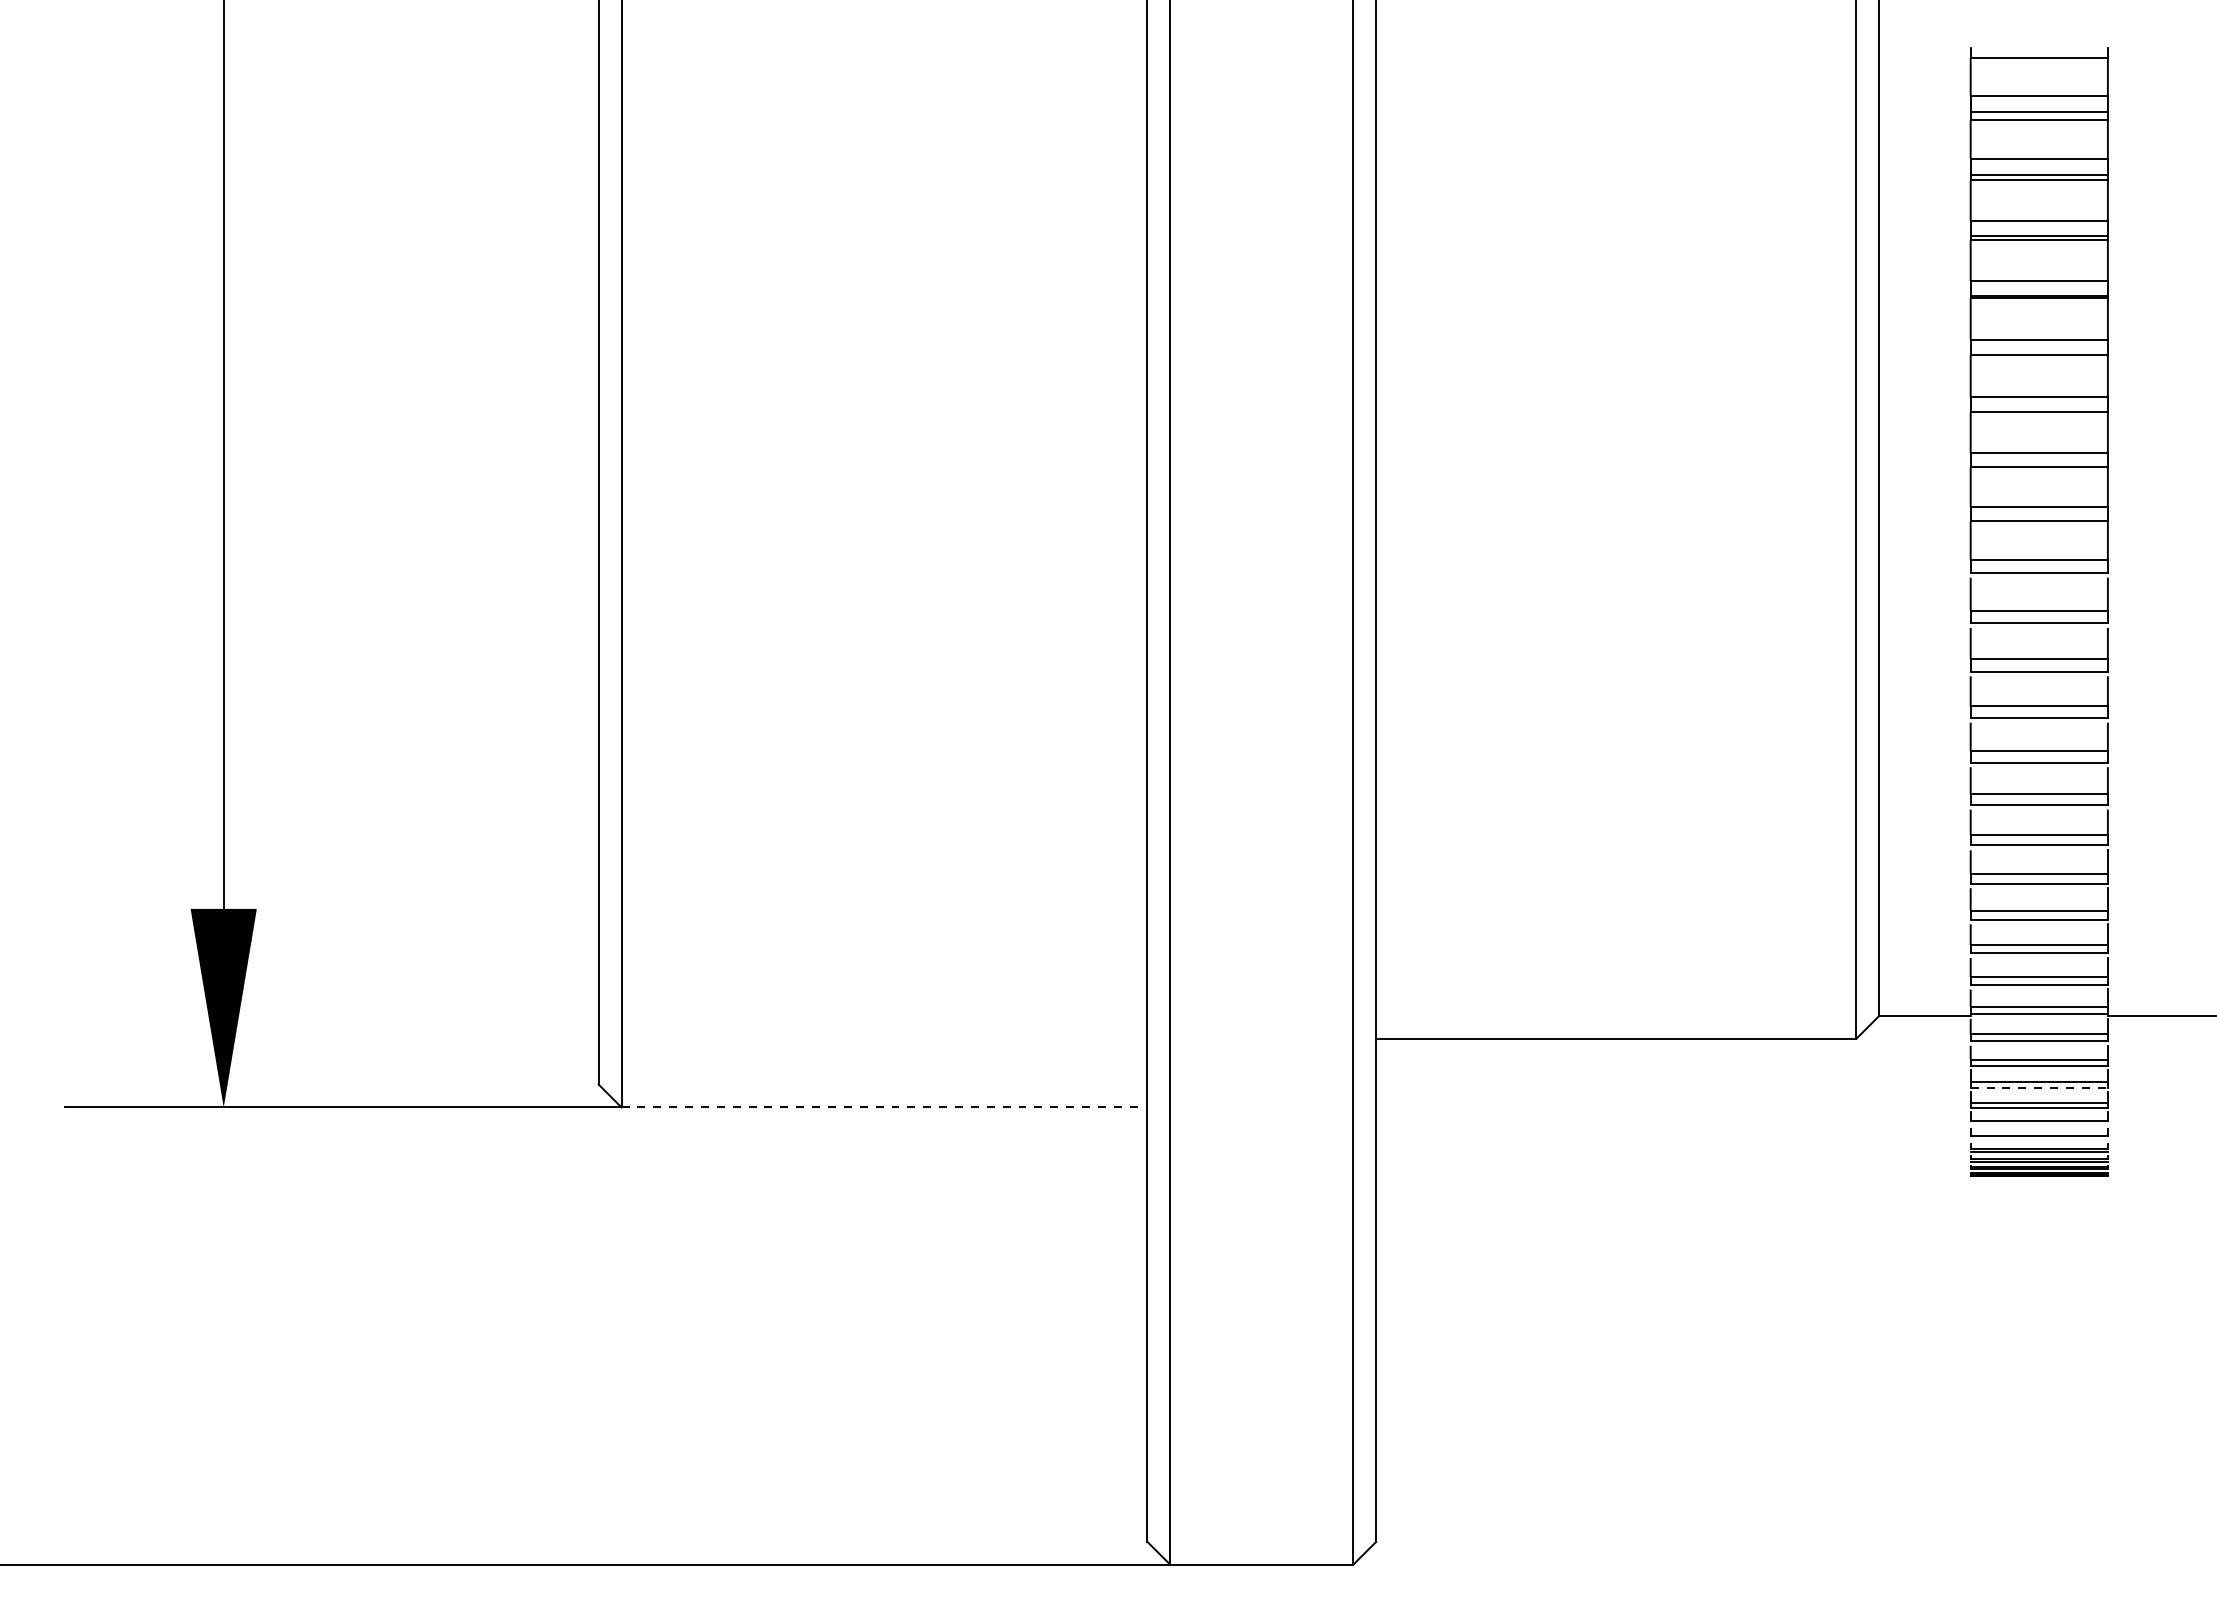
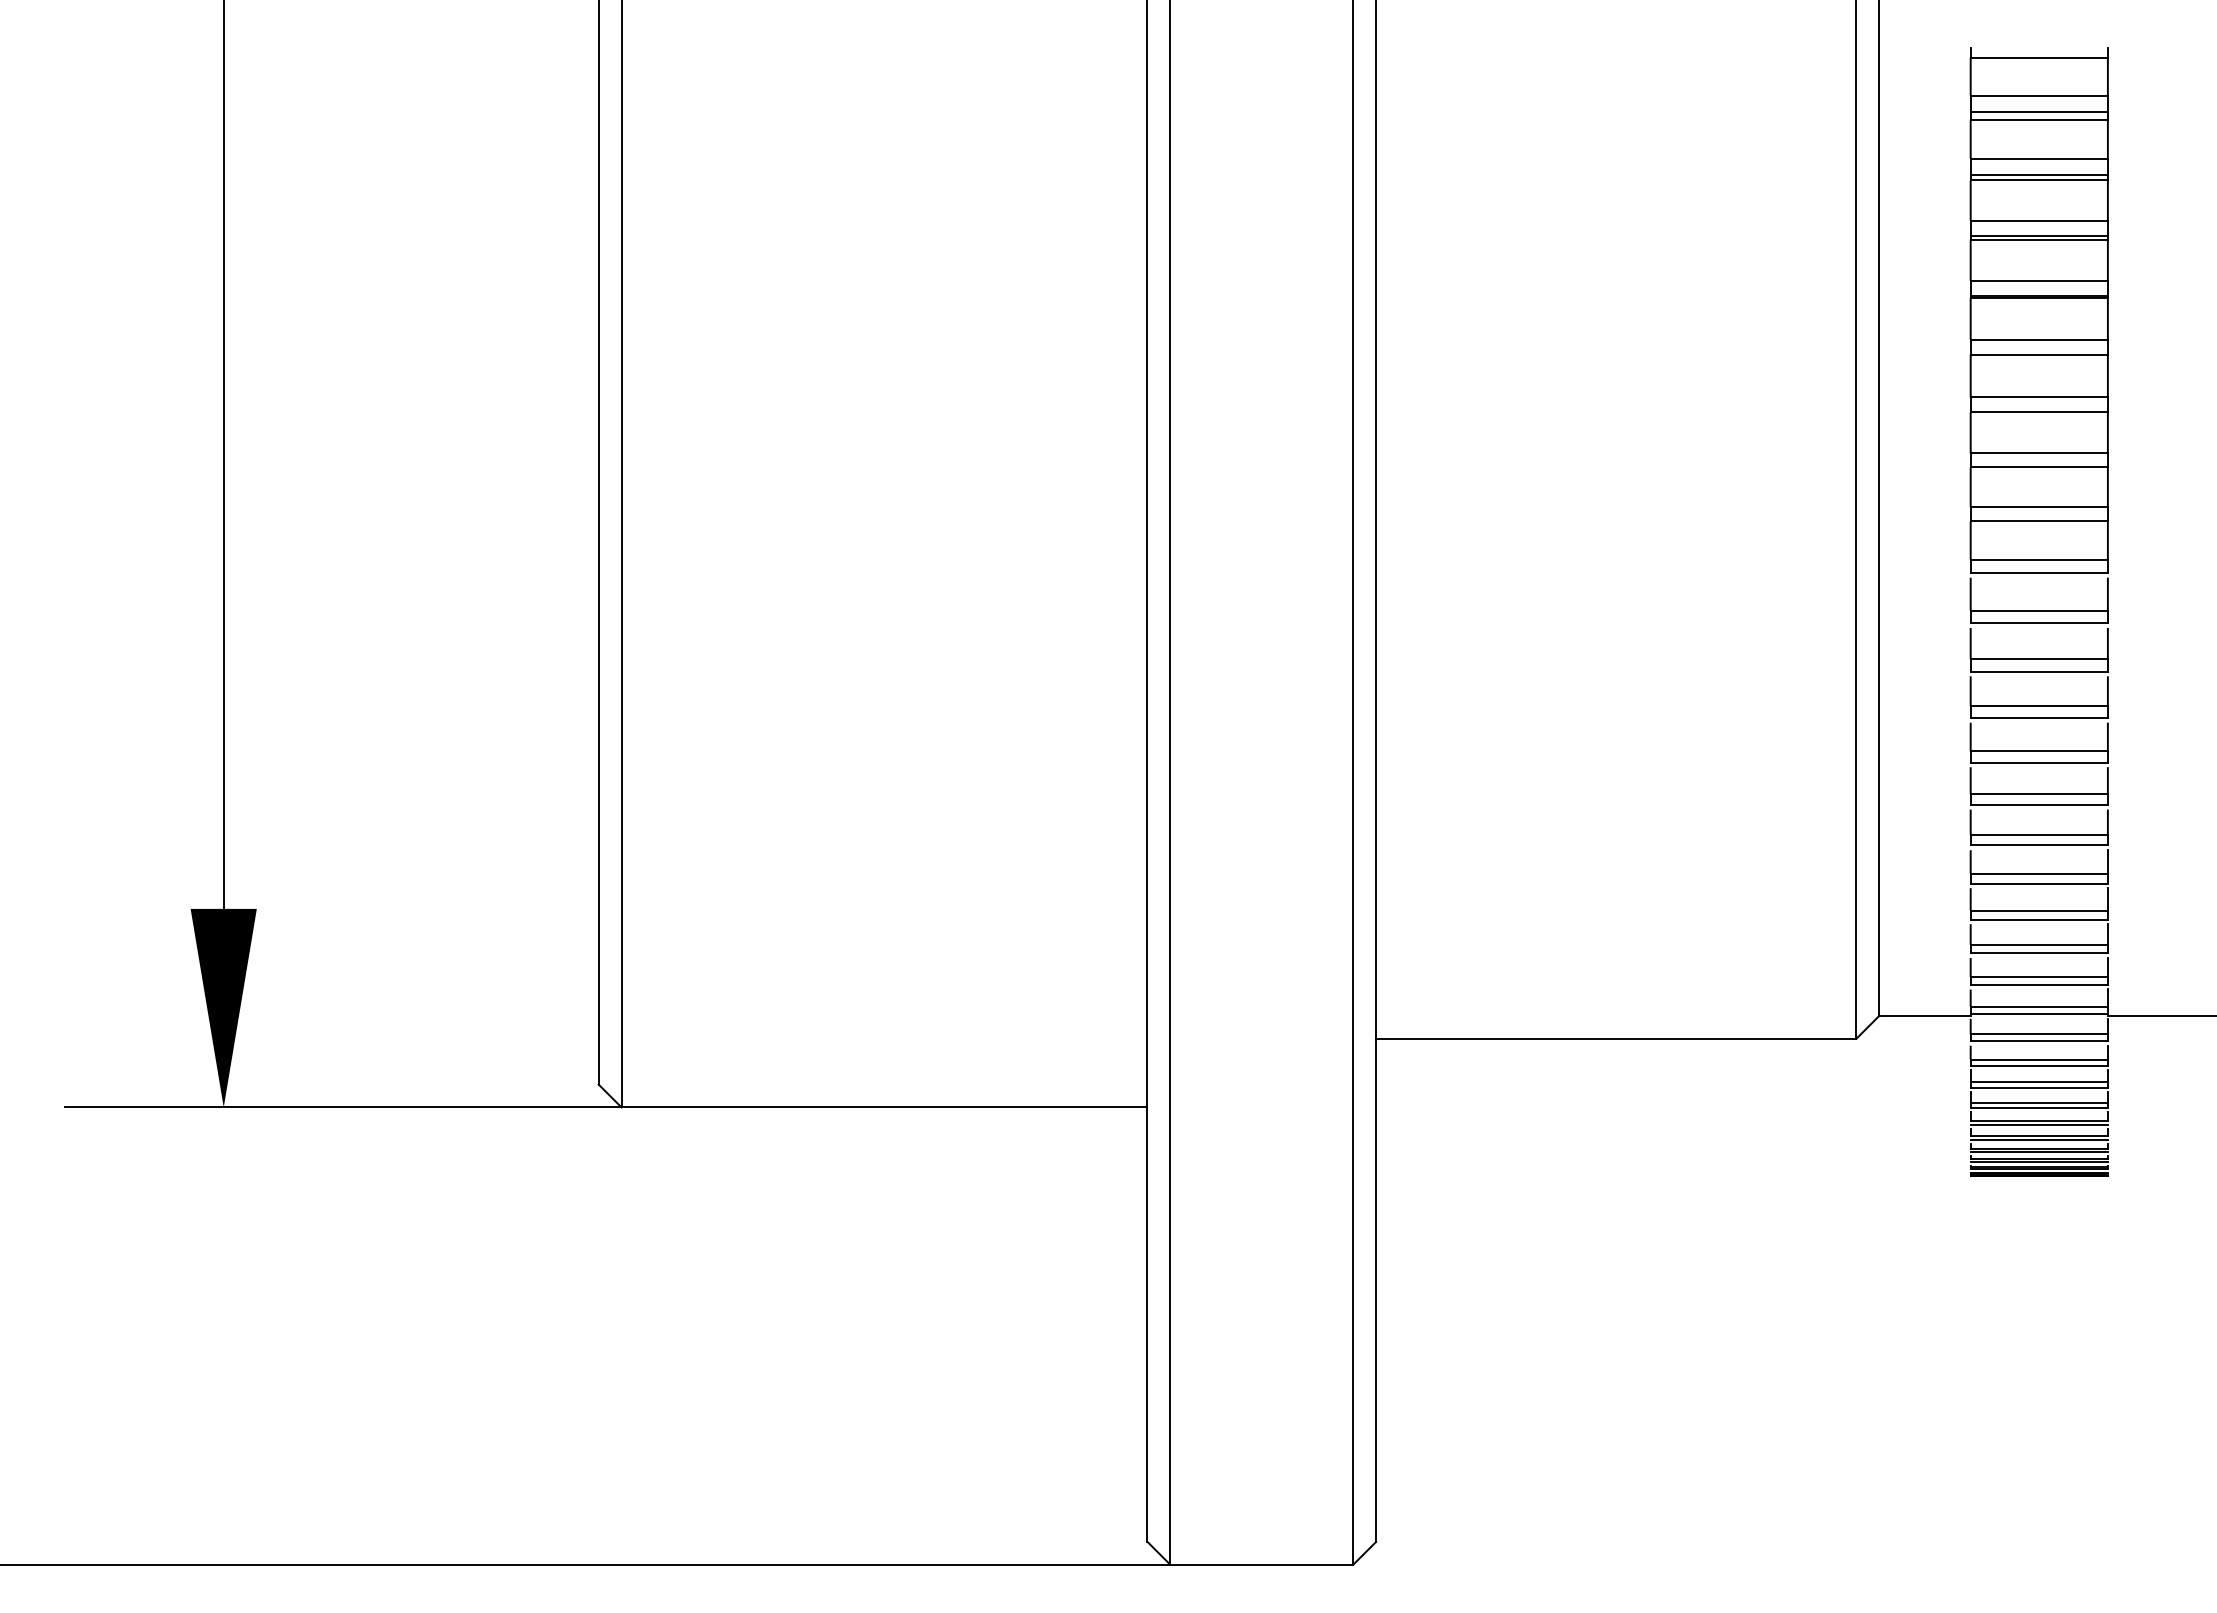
line: dashed -> solid (2039, 1087)
line: dashed -> solid (884, 1107)
line: none -> present (2038, 1124)
line: none -> present (2038, 1139)
